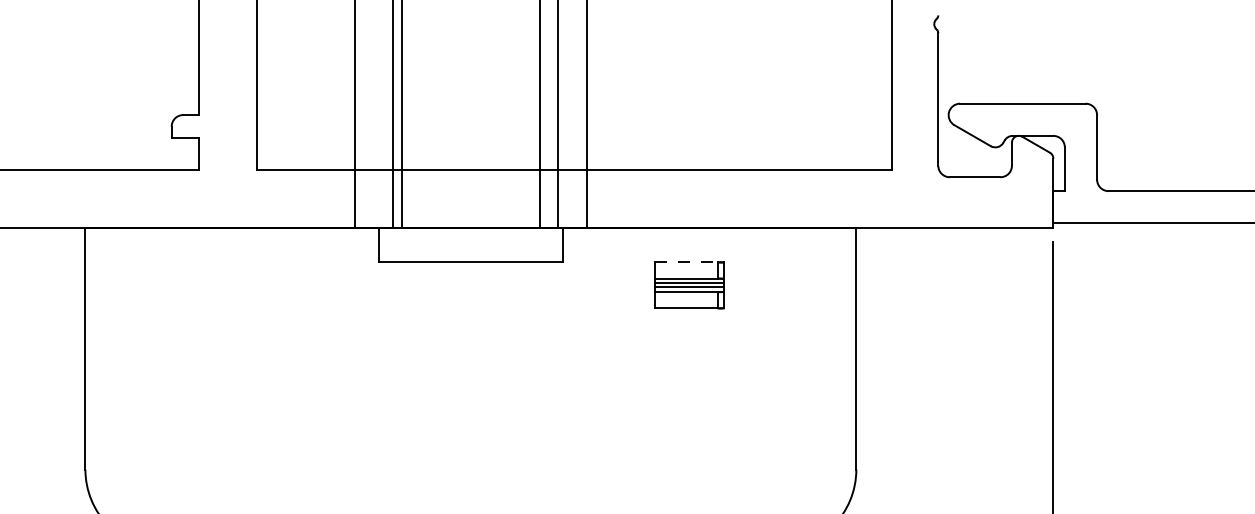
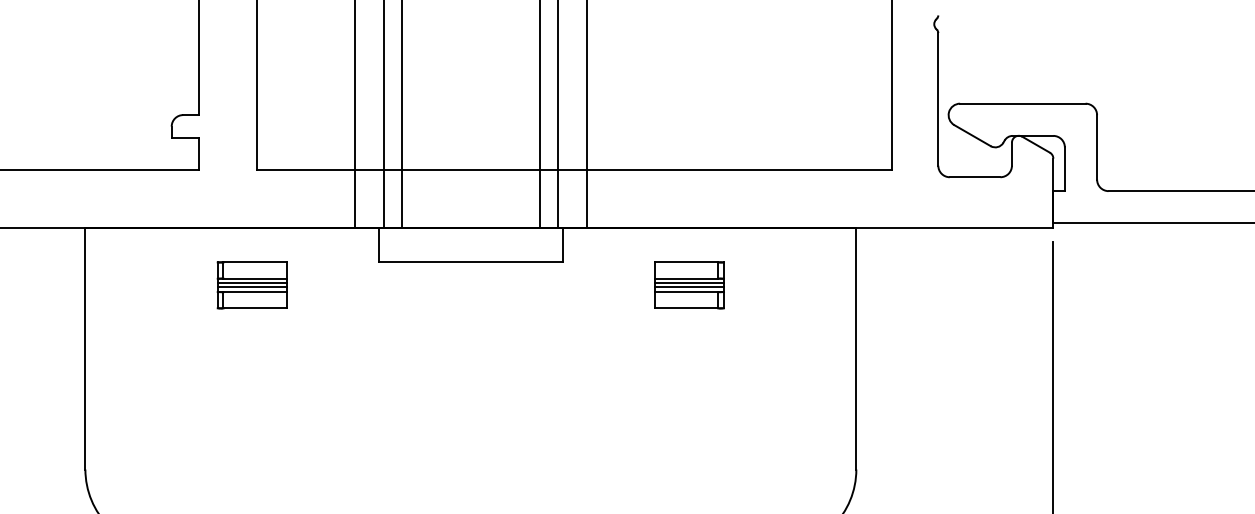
line position: (393, 114) -> (384, 114) (384, 114)
line: dashed -> solid (686, 262)
part: none -> present (251, 285)
